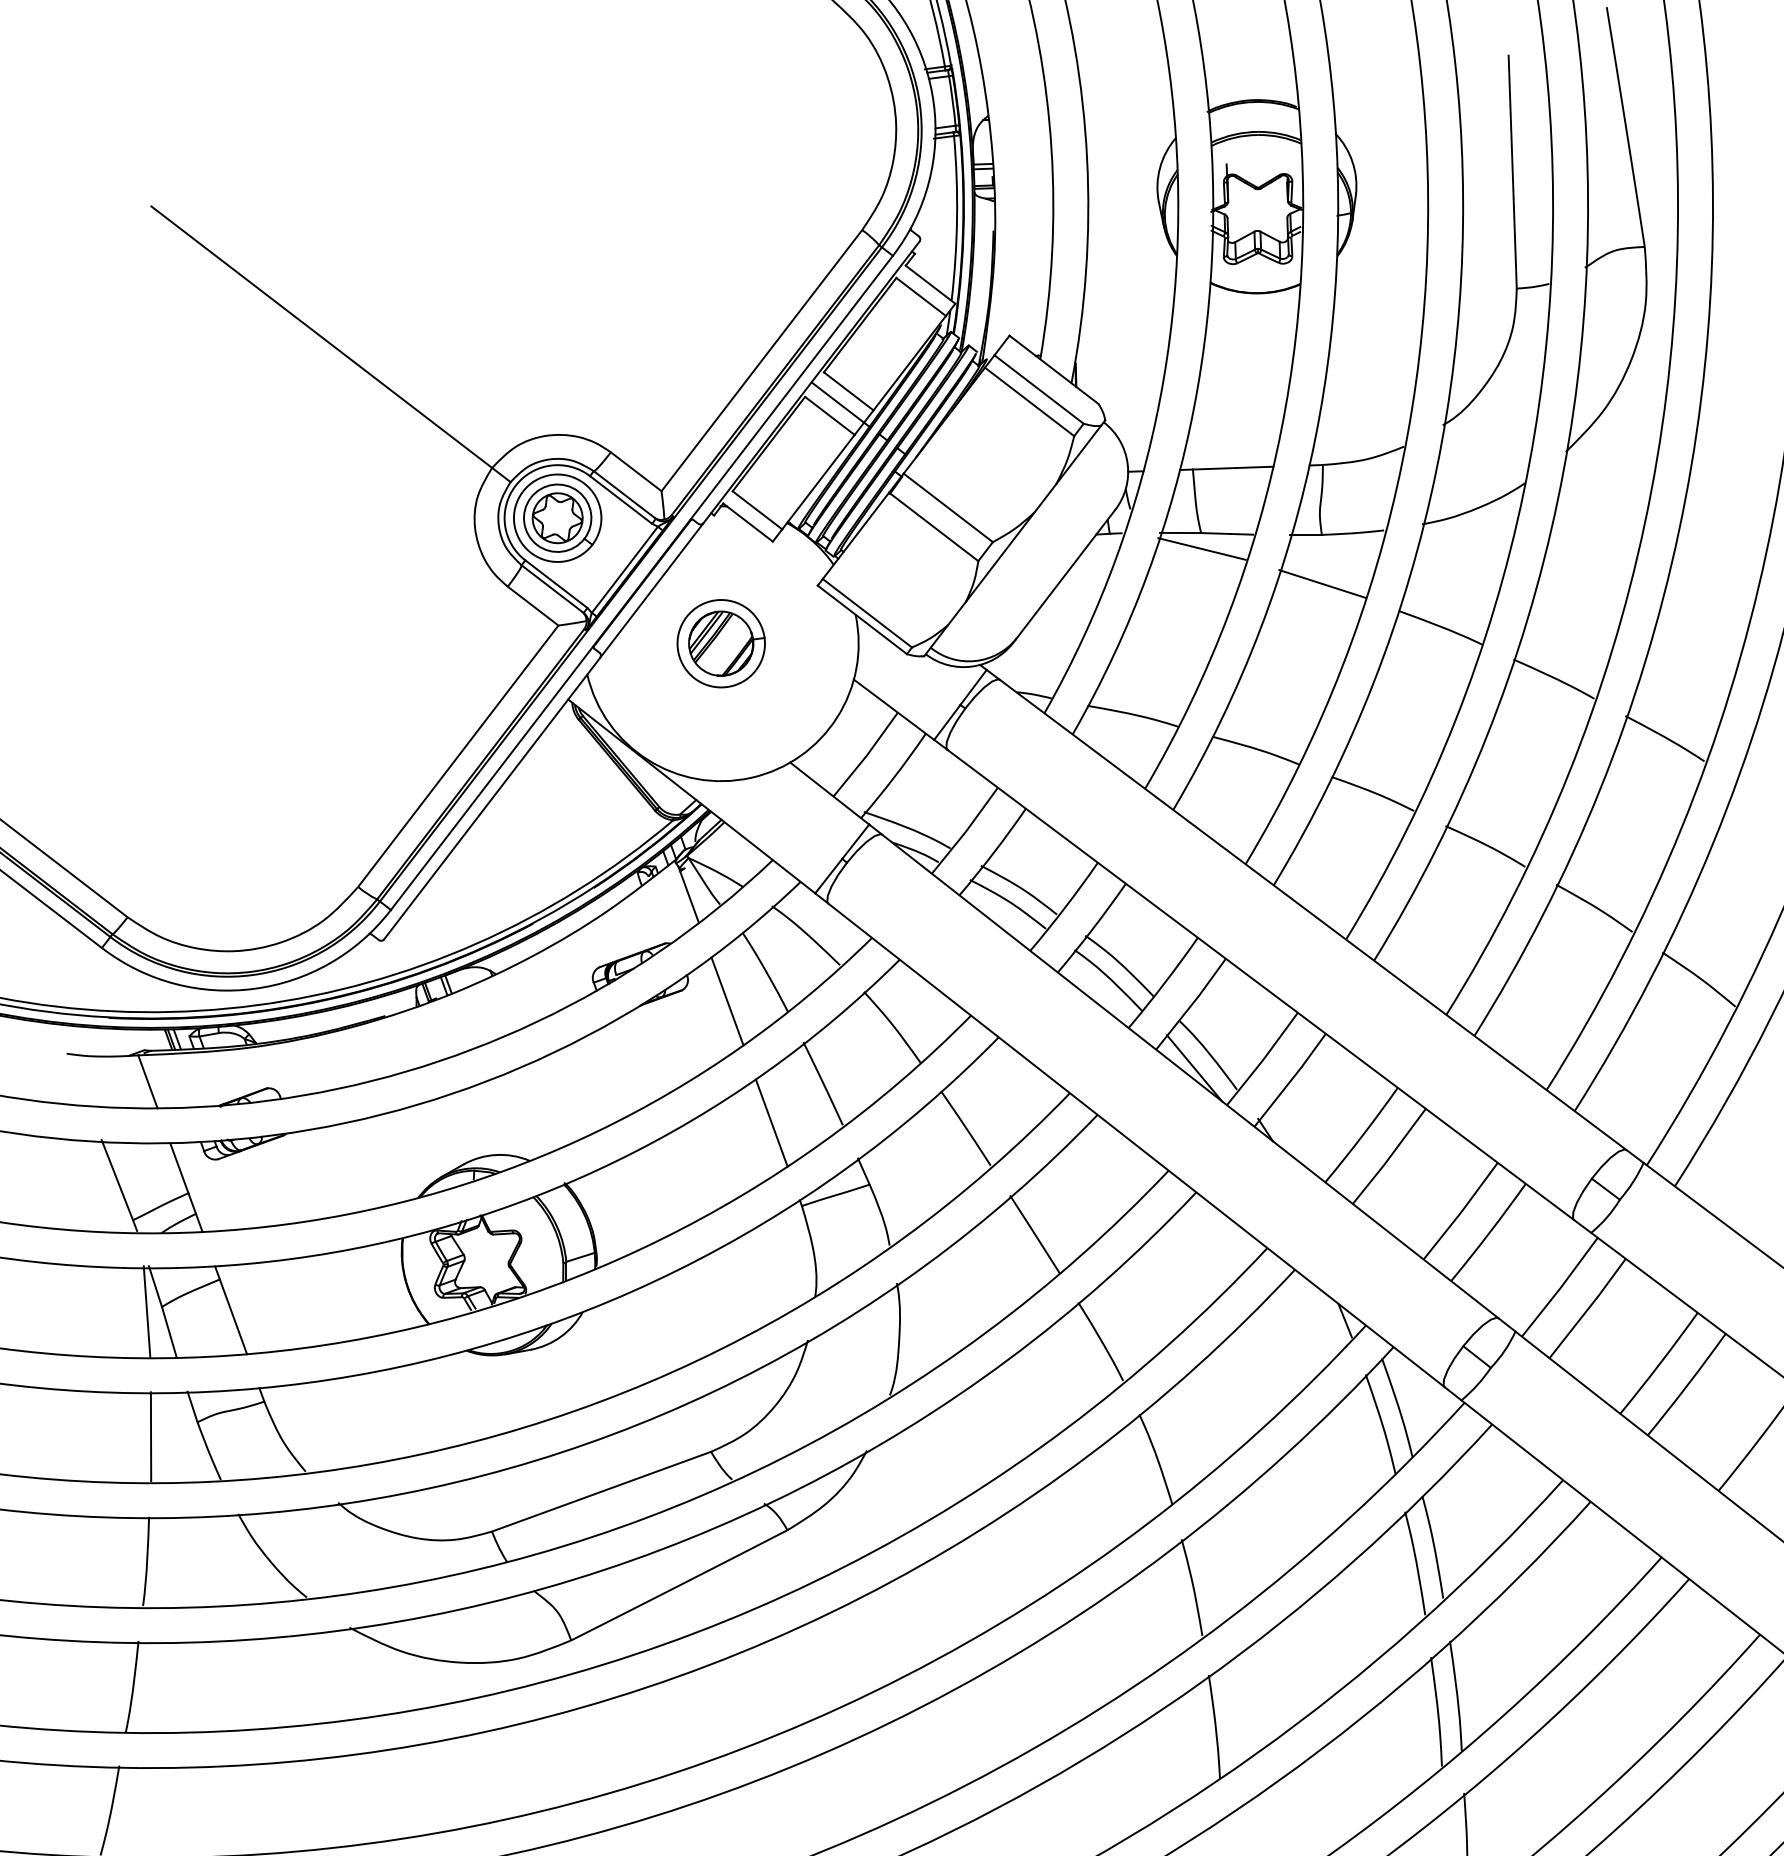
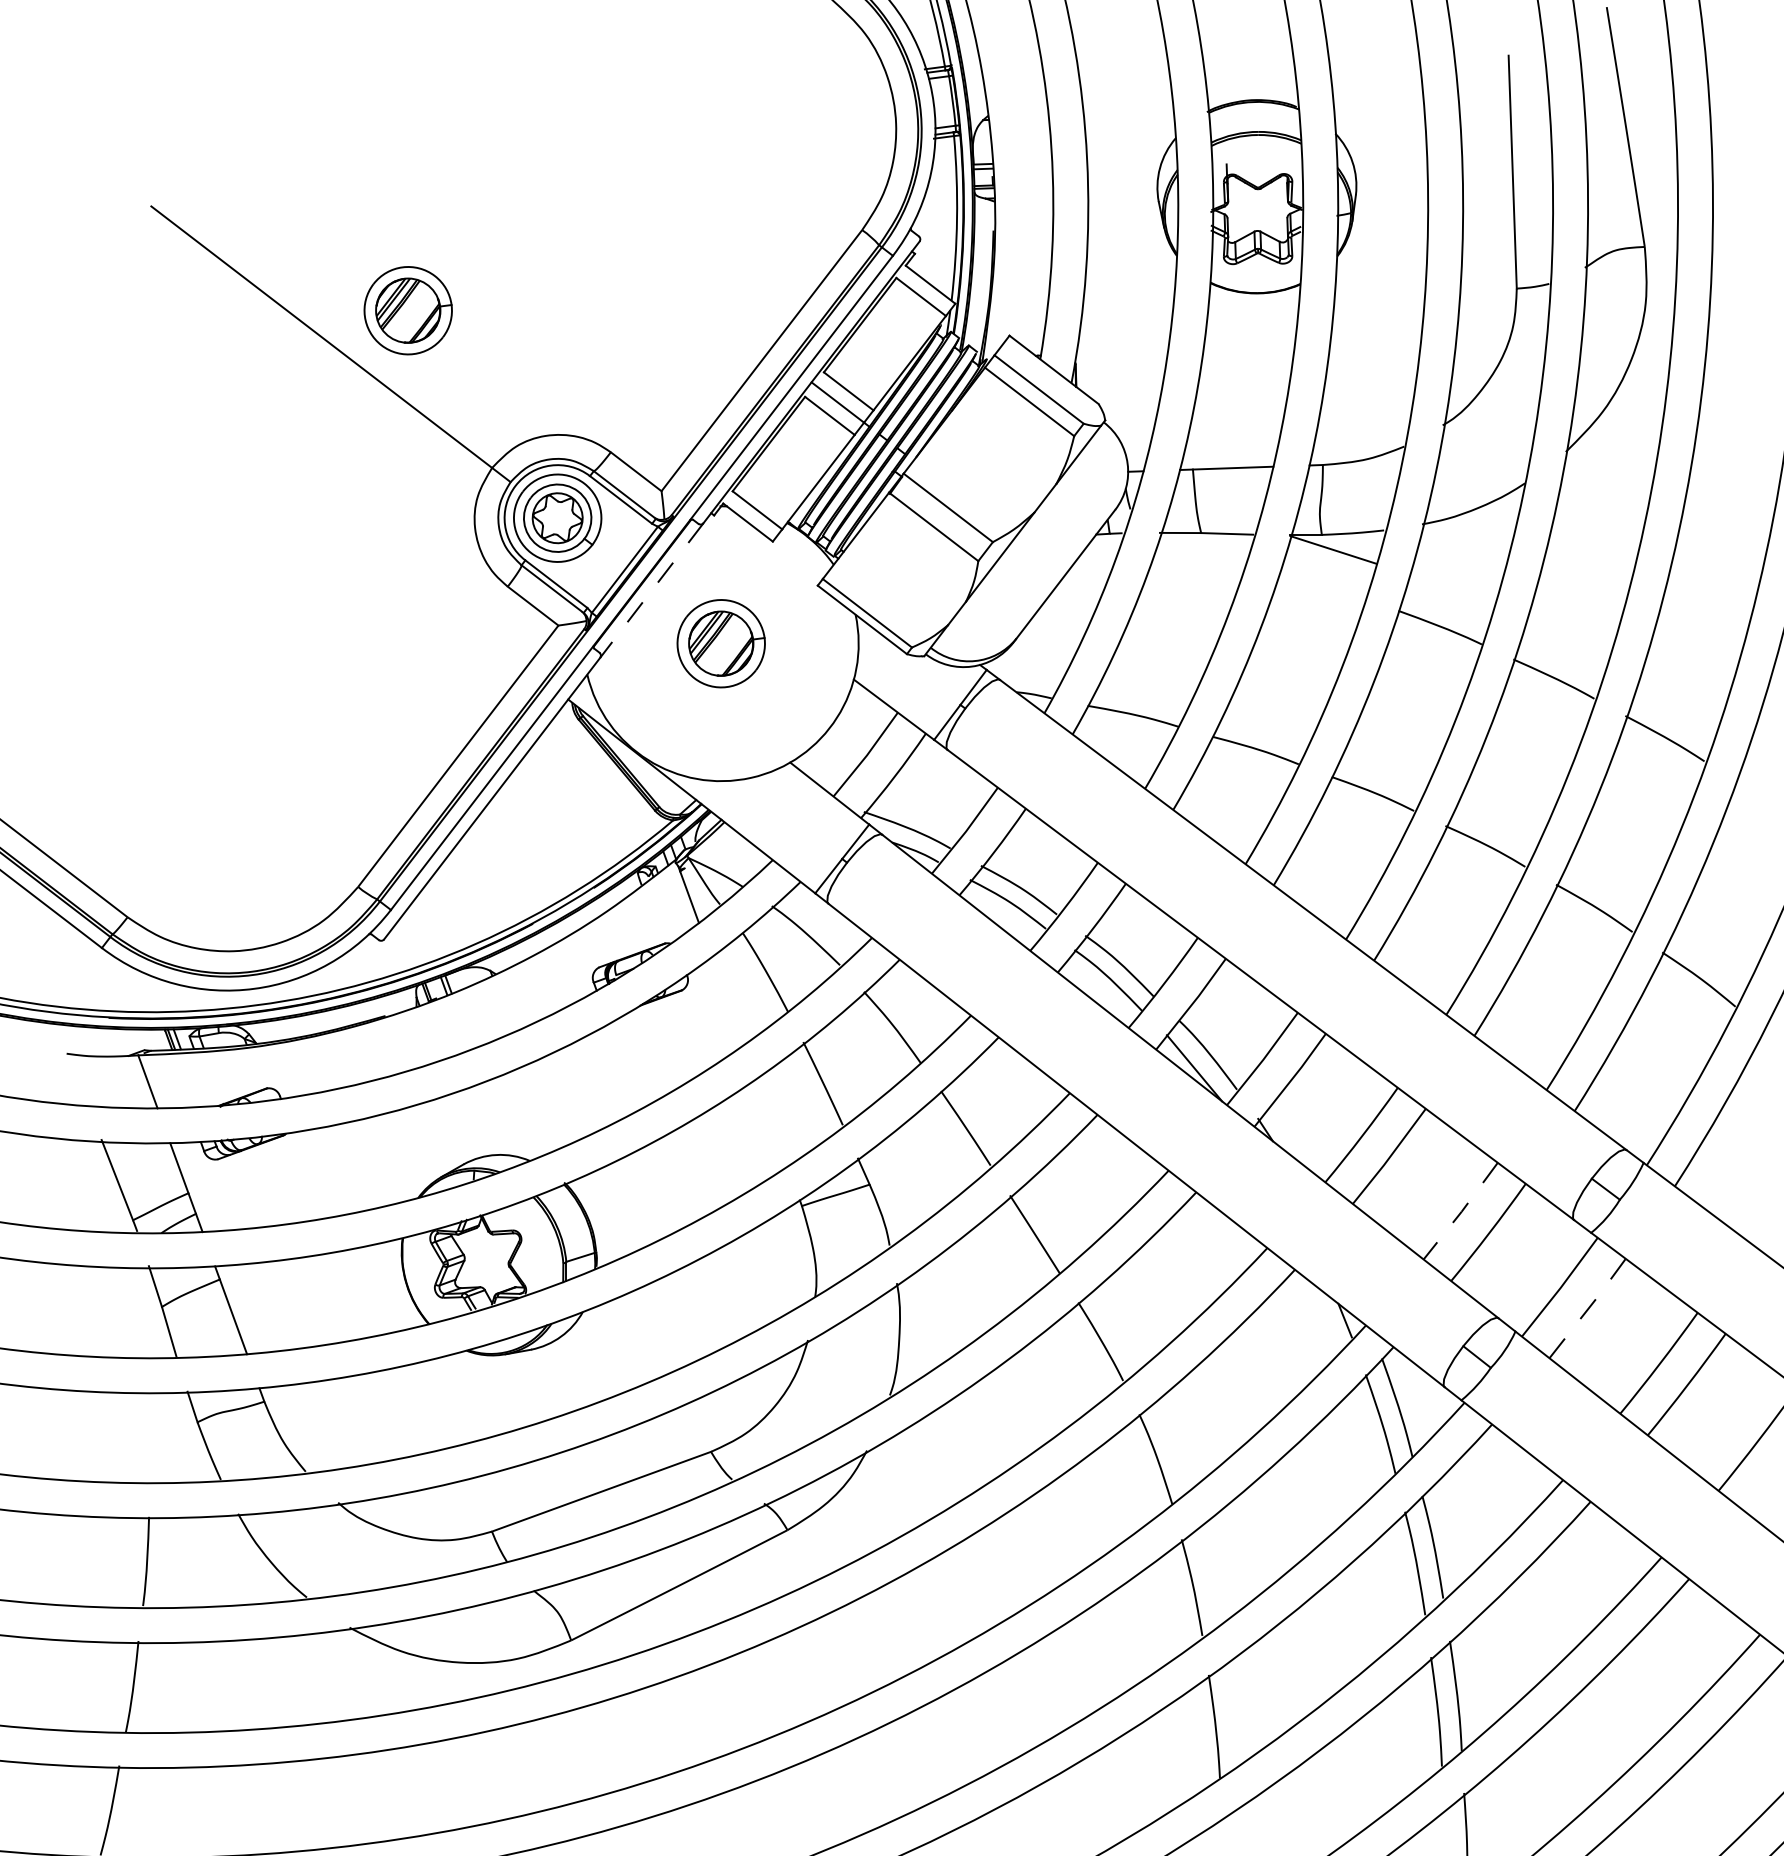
part: none -> present (407, 310)
line: present -> none (1201, 548)
line position: (1322, 583) -> (1333, 549) (1333, 549)
line: solid -> dashed (651, 590)
line: present -> none (727, 1001)
line: present -> none (771, 1122)
line: solid -> dashed (1461, 1211)
line: solid -> dashed (1588, 1308)
line: present -> none (146, 1311)
line: present -> none (150, 1436)
